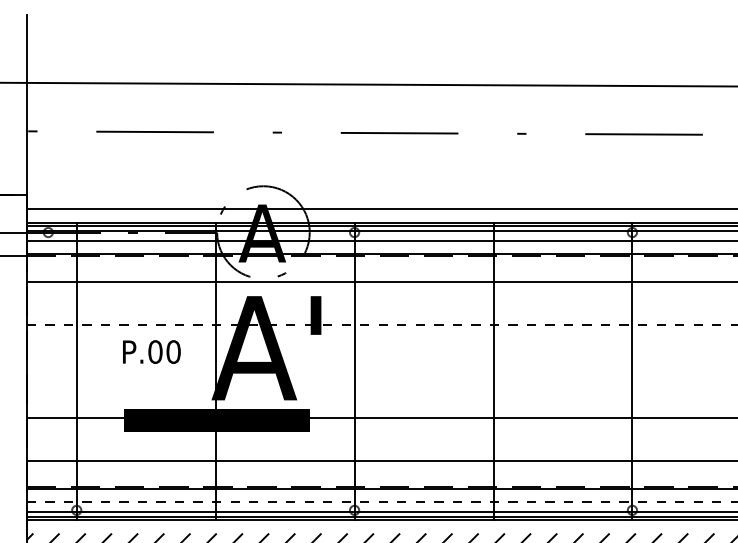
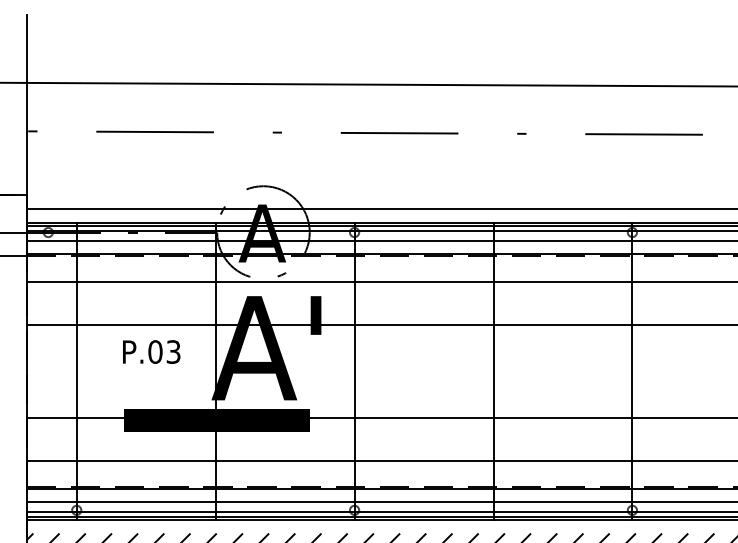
line: dashed -> solid (382, 324)
text: P.00 -> P.03 (173, 351)
line: dashed -> solid (382, 502)
